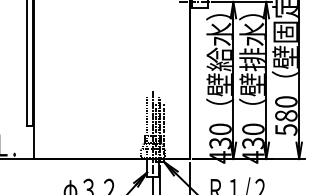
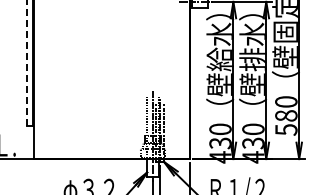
line: solid -> dashed (26, 63)
